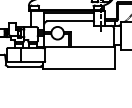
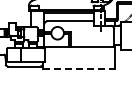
line: solid -> dashed (79, 68)
